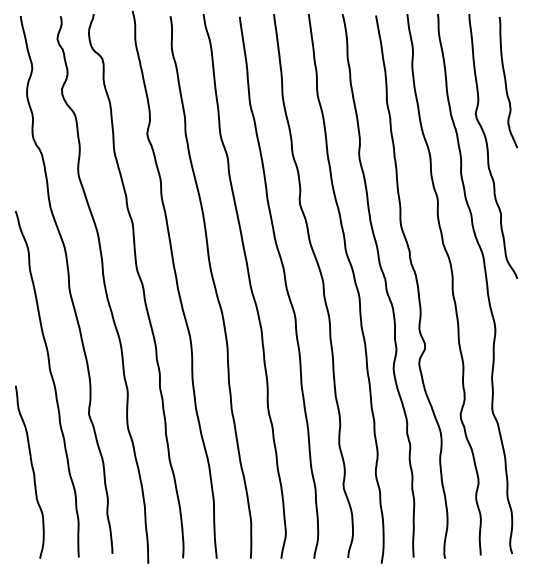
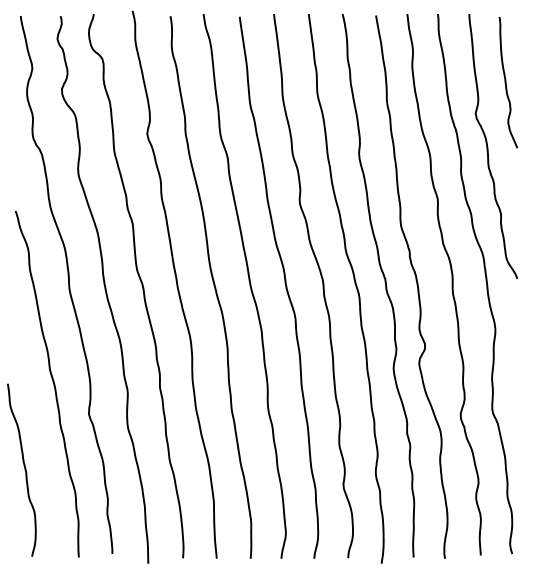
curve position: (32, 471) -> (24, 469) (24, 469)
